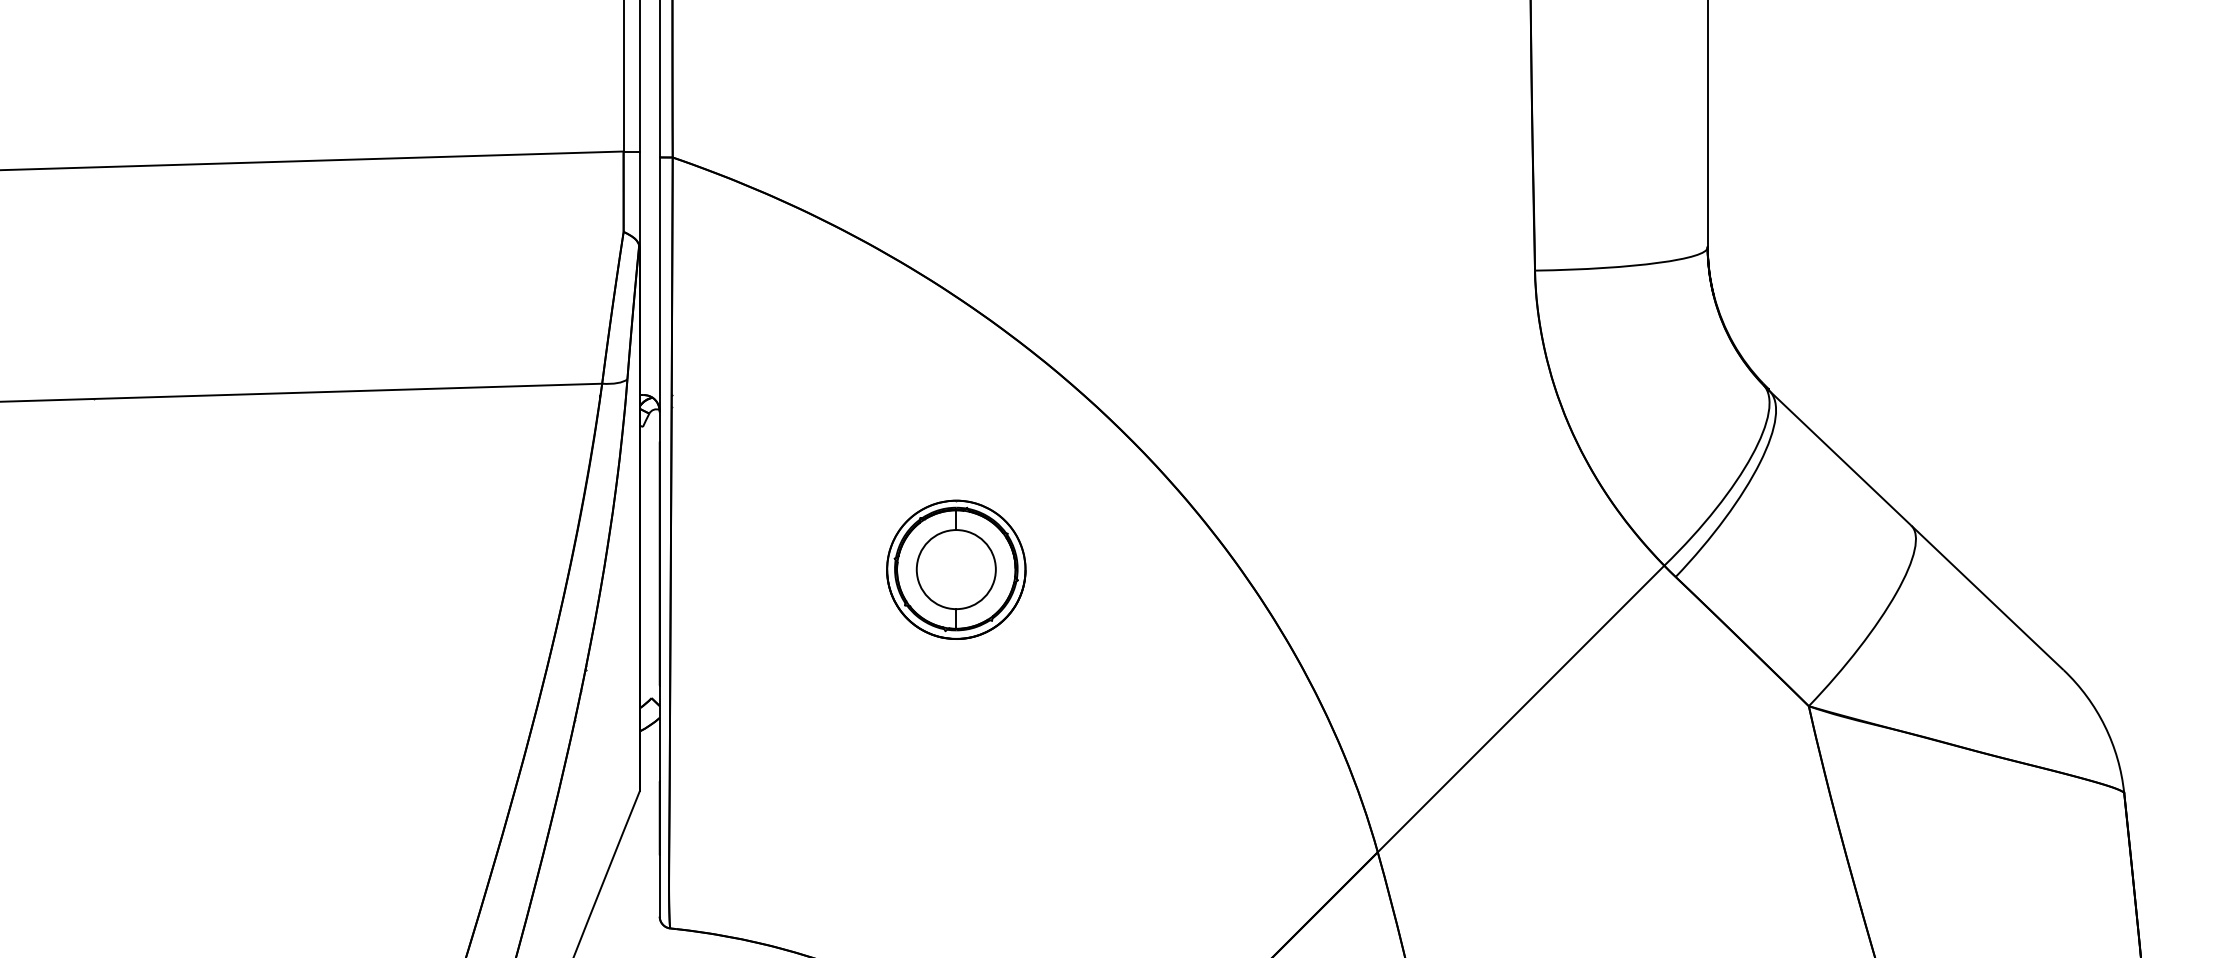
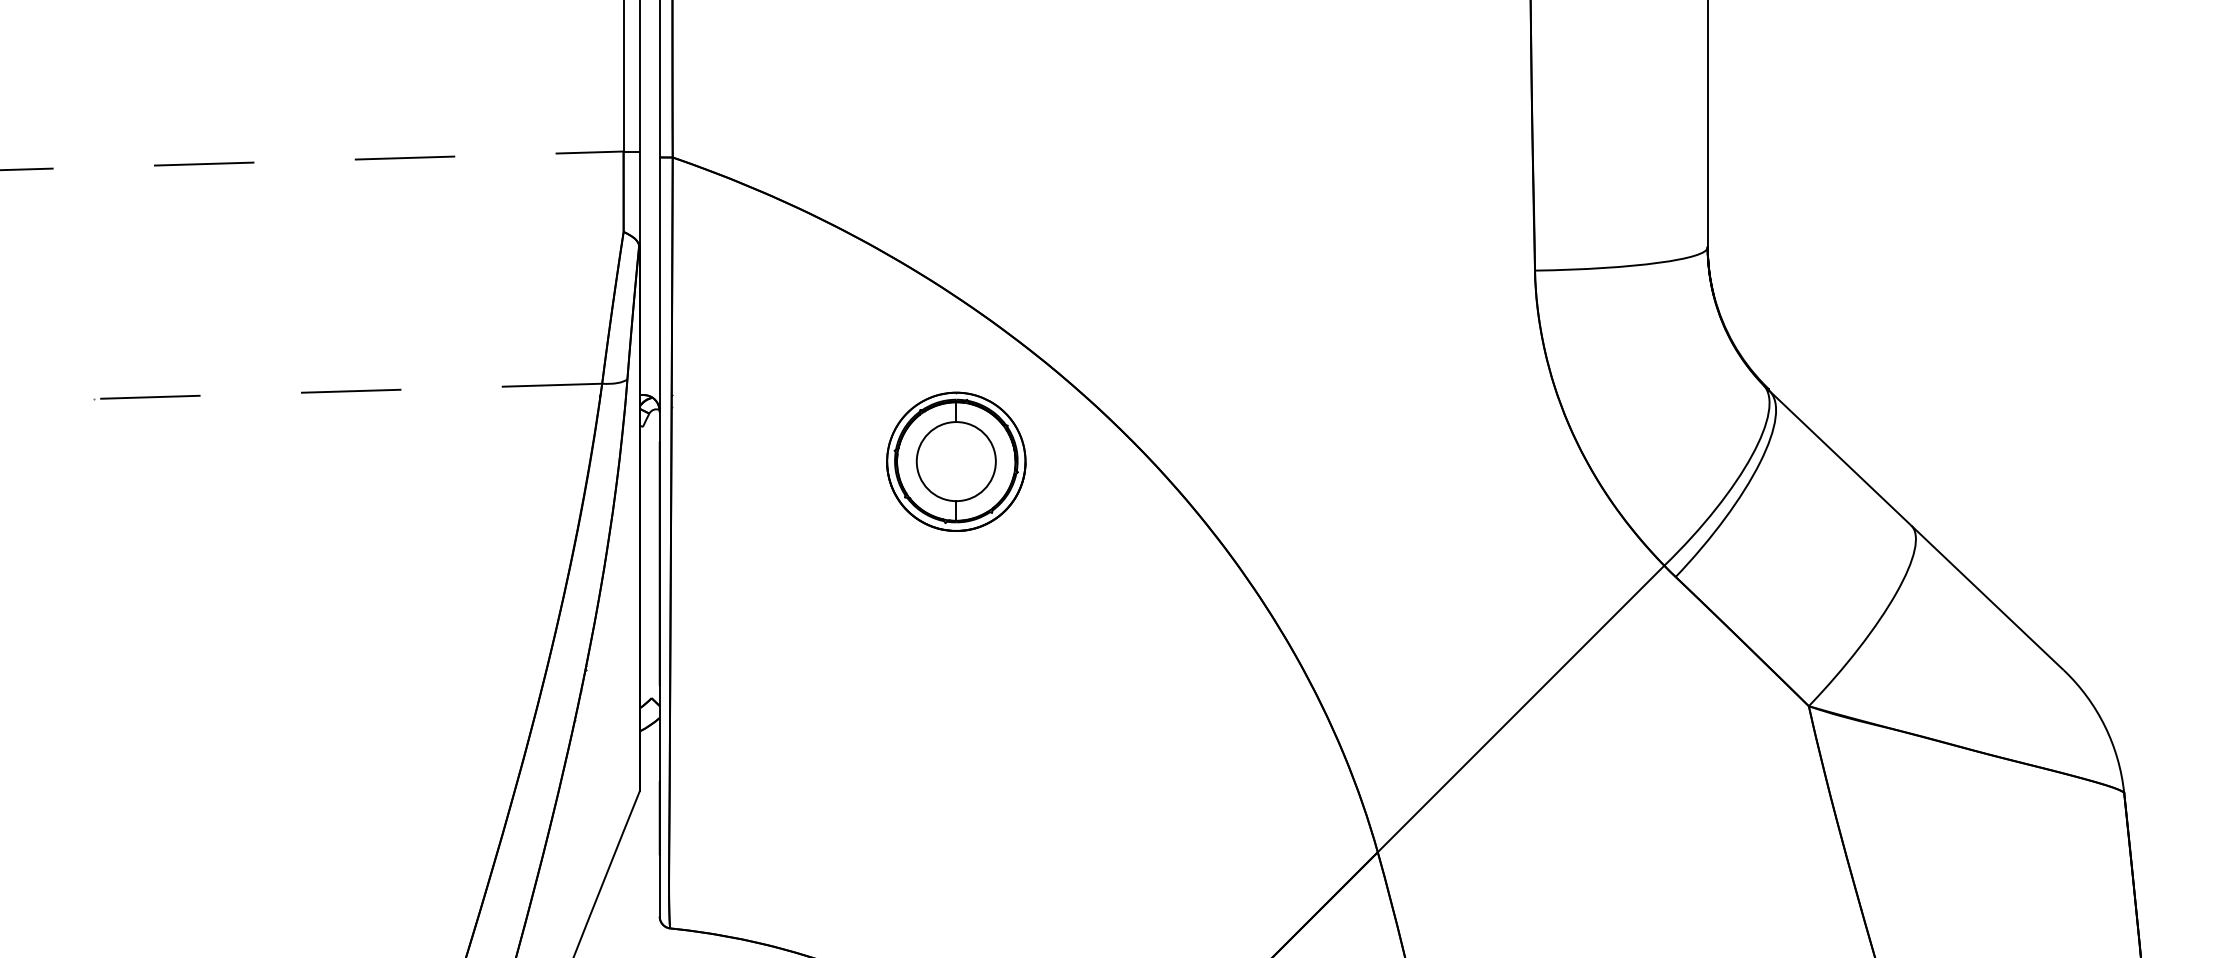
line: solid -> dashed (311, 160)
line: solid -> dashed (300, 392)
part position: (956, 569) -> (956, 461) (956, 461)
